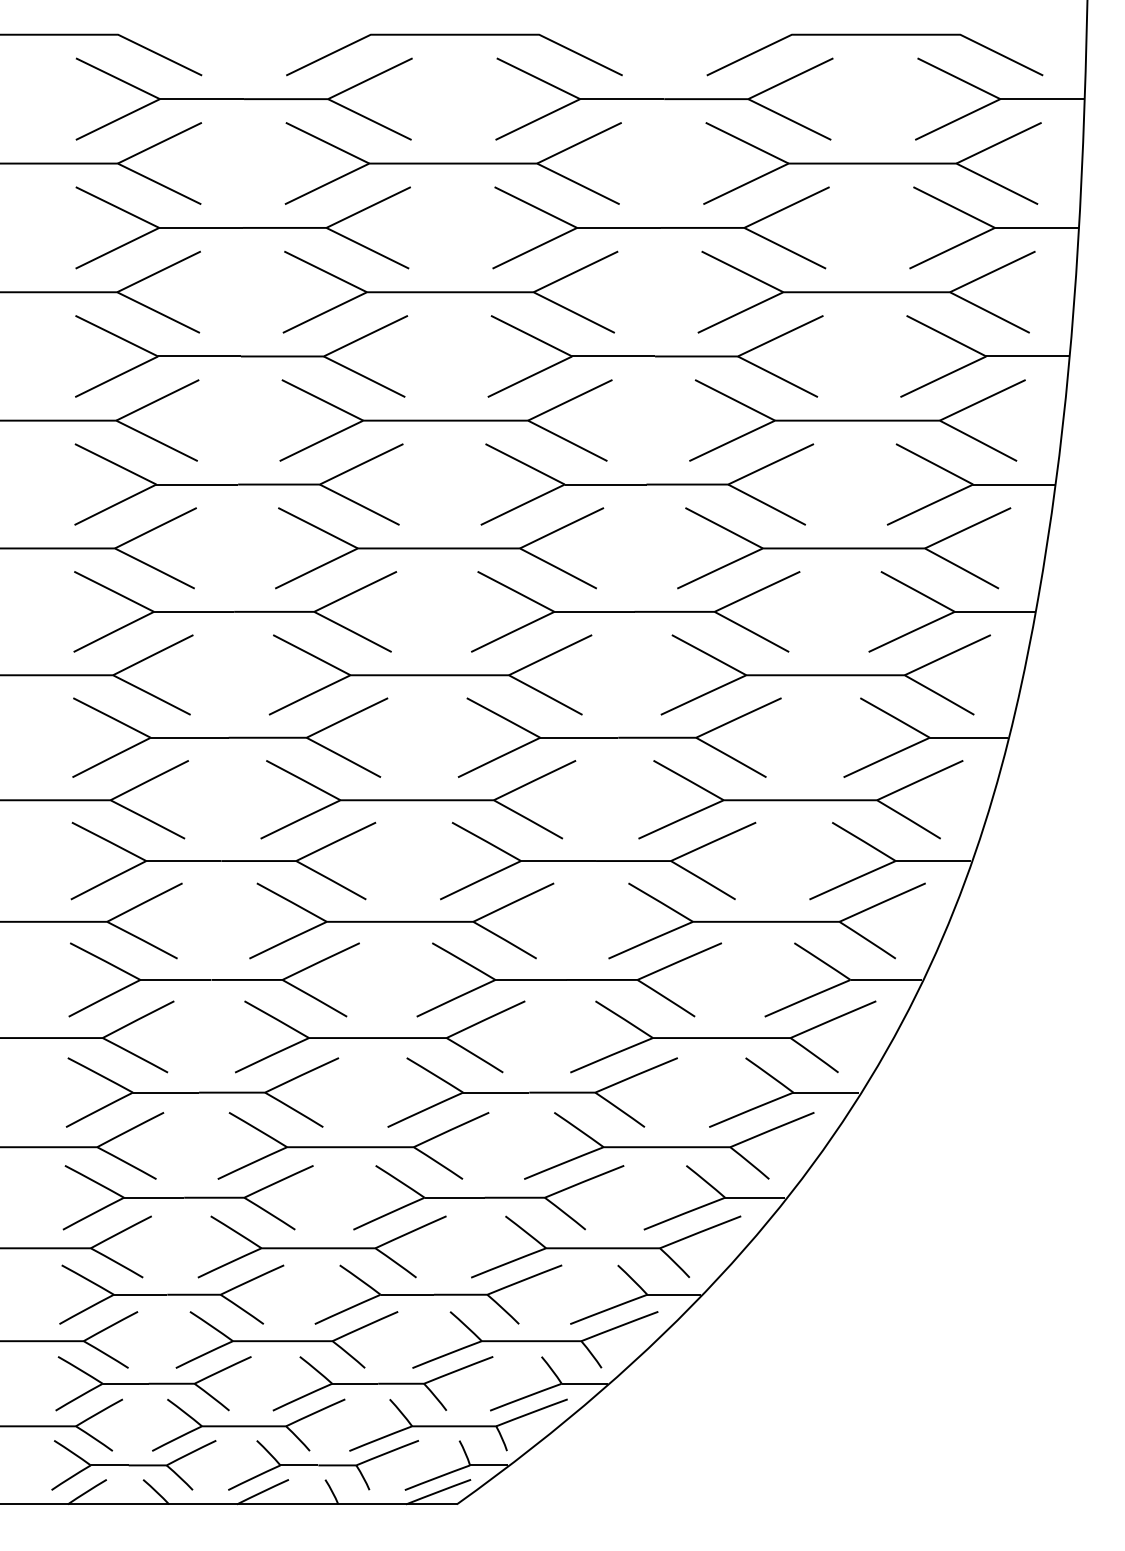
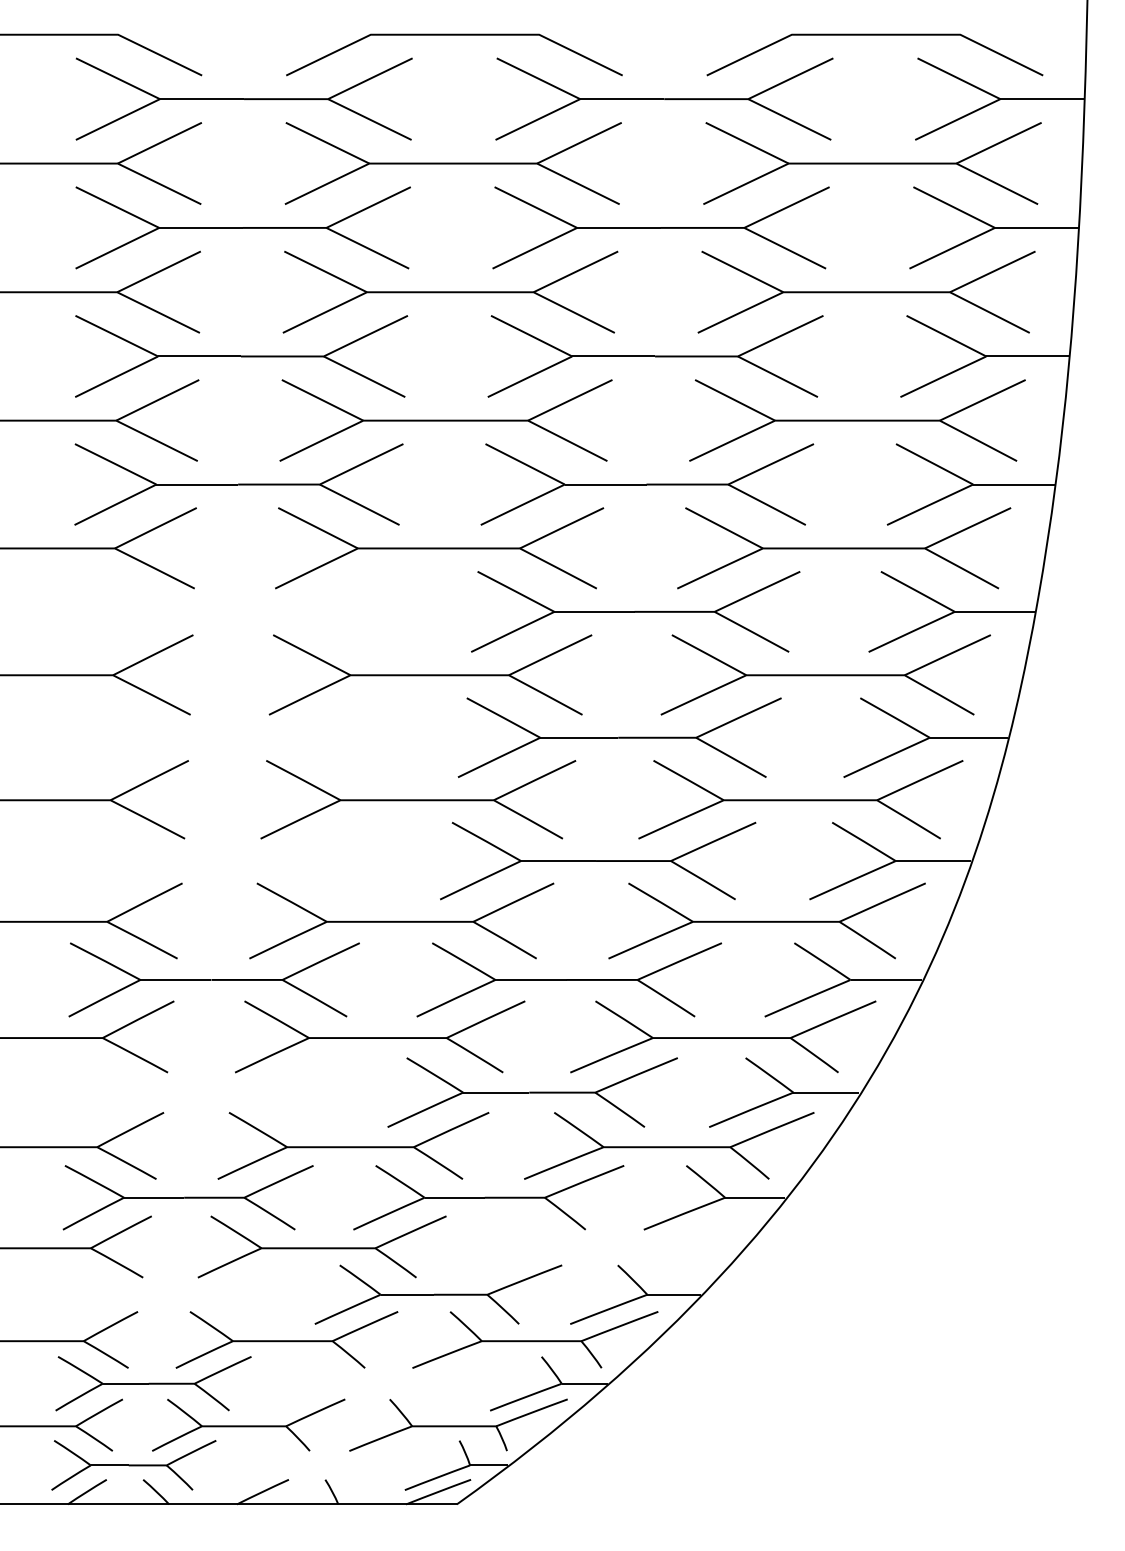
part: present -> none (235, 611)
part: present -> none (230, 737)
part: present -> none (223, 860)
part: present -> none (202, 1092)
part: present -> none (606, 1246)
part: present -> none (171, 1294)
part: present -> none (382, 1383)
part: present -> none (323, 1465)
